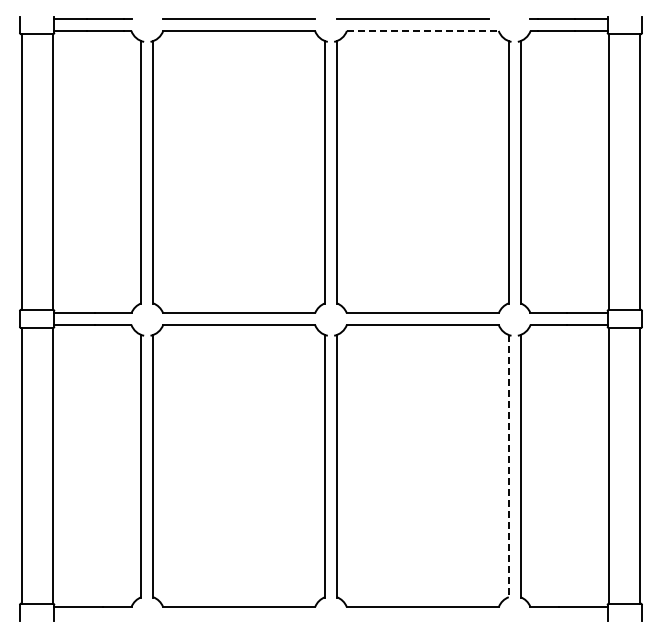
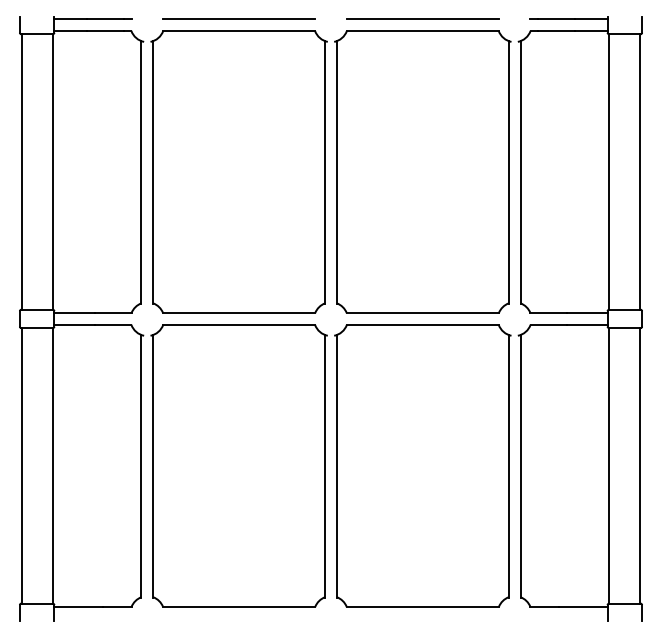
line position: (412, 18) -> (422, 18) (422, 18)
line: dashed -> solid (422, 30)
line: dashed -> solid (508, 466)
